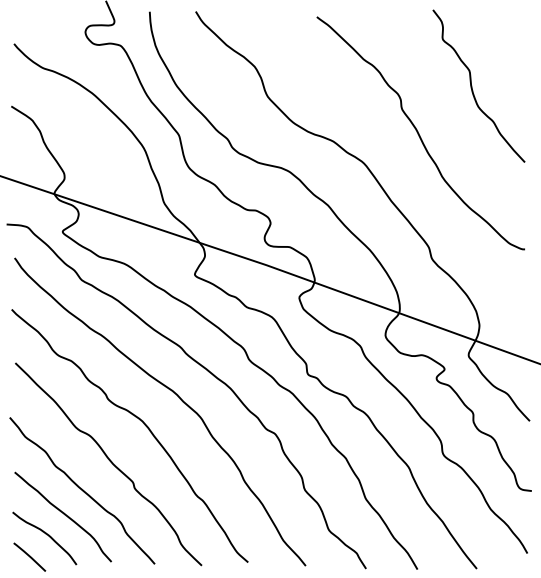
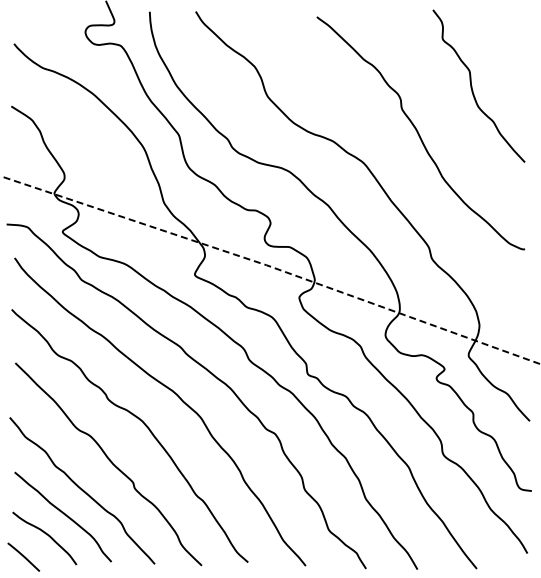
line: solid -> dashed (271, 266)
line position: (29, 556) -> (23, 556) (23, 556)
